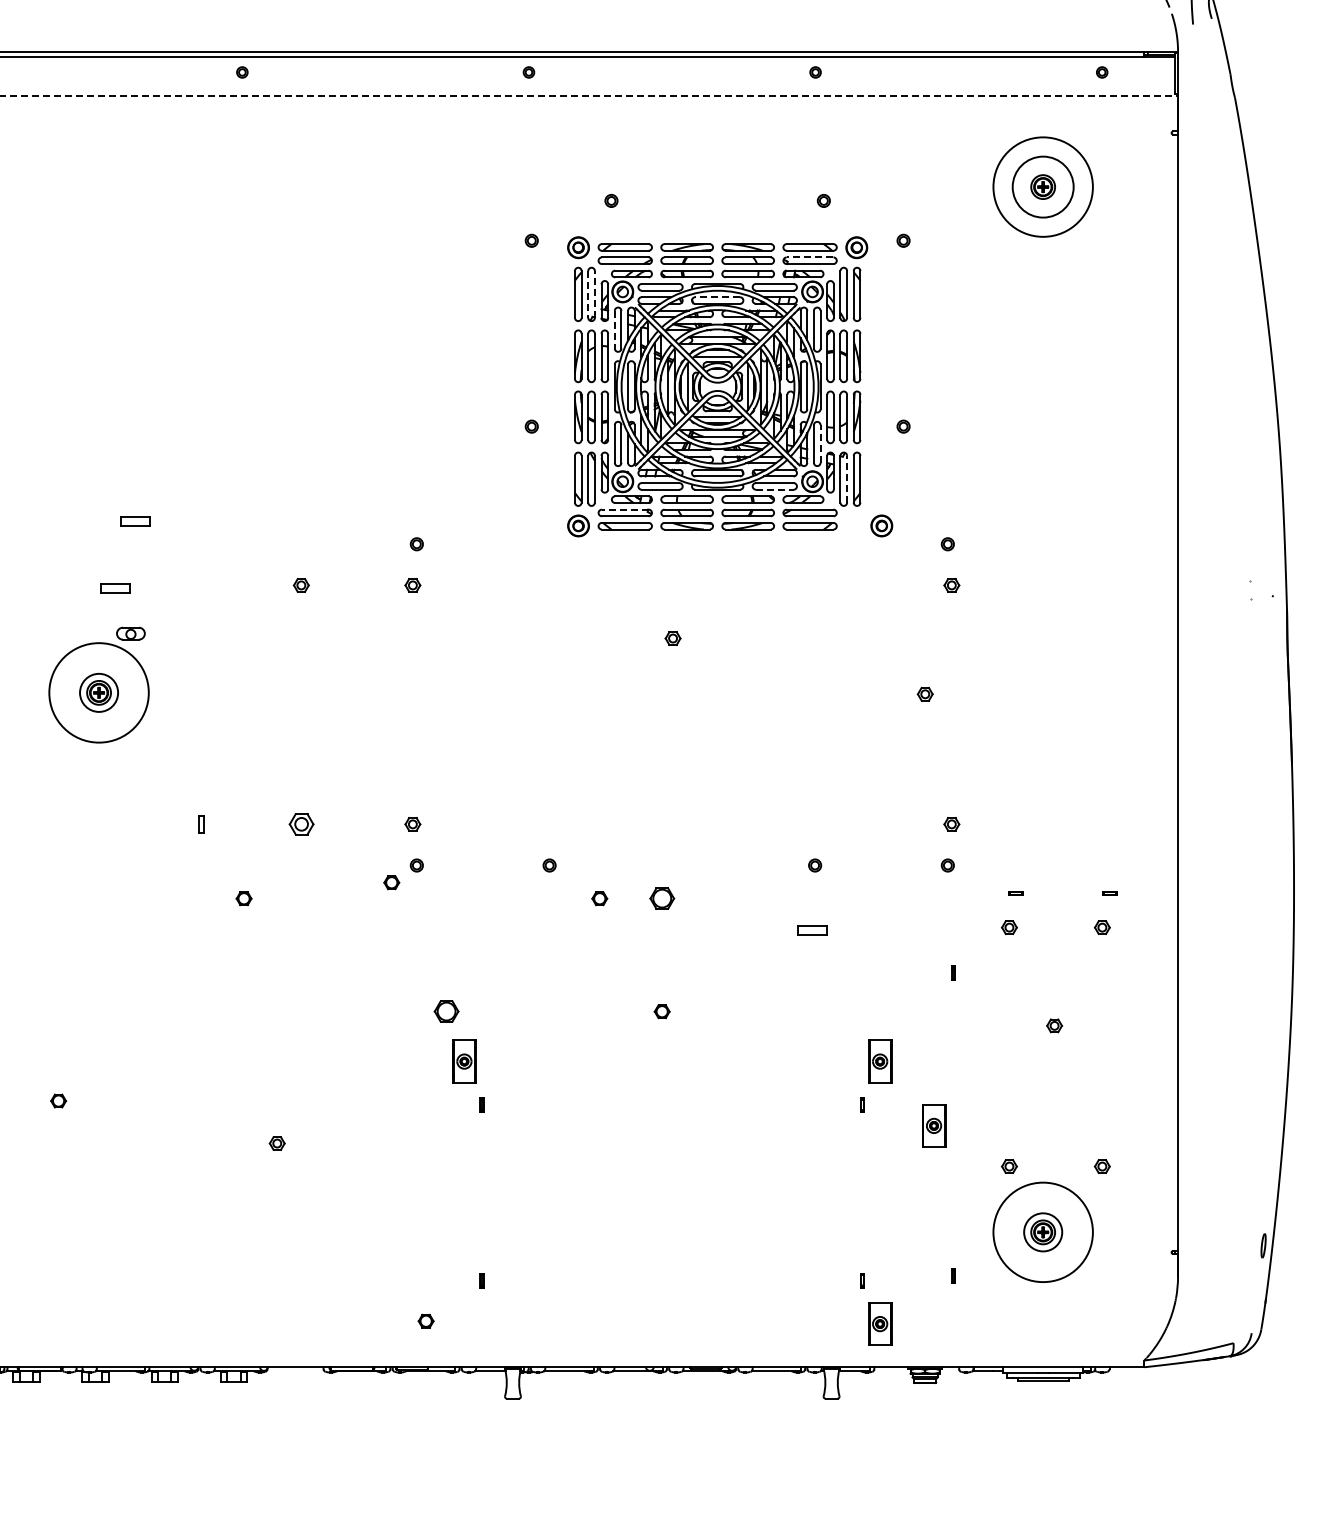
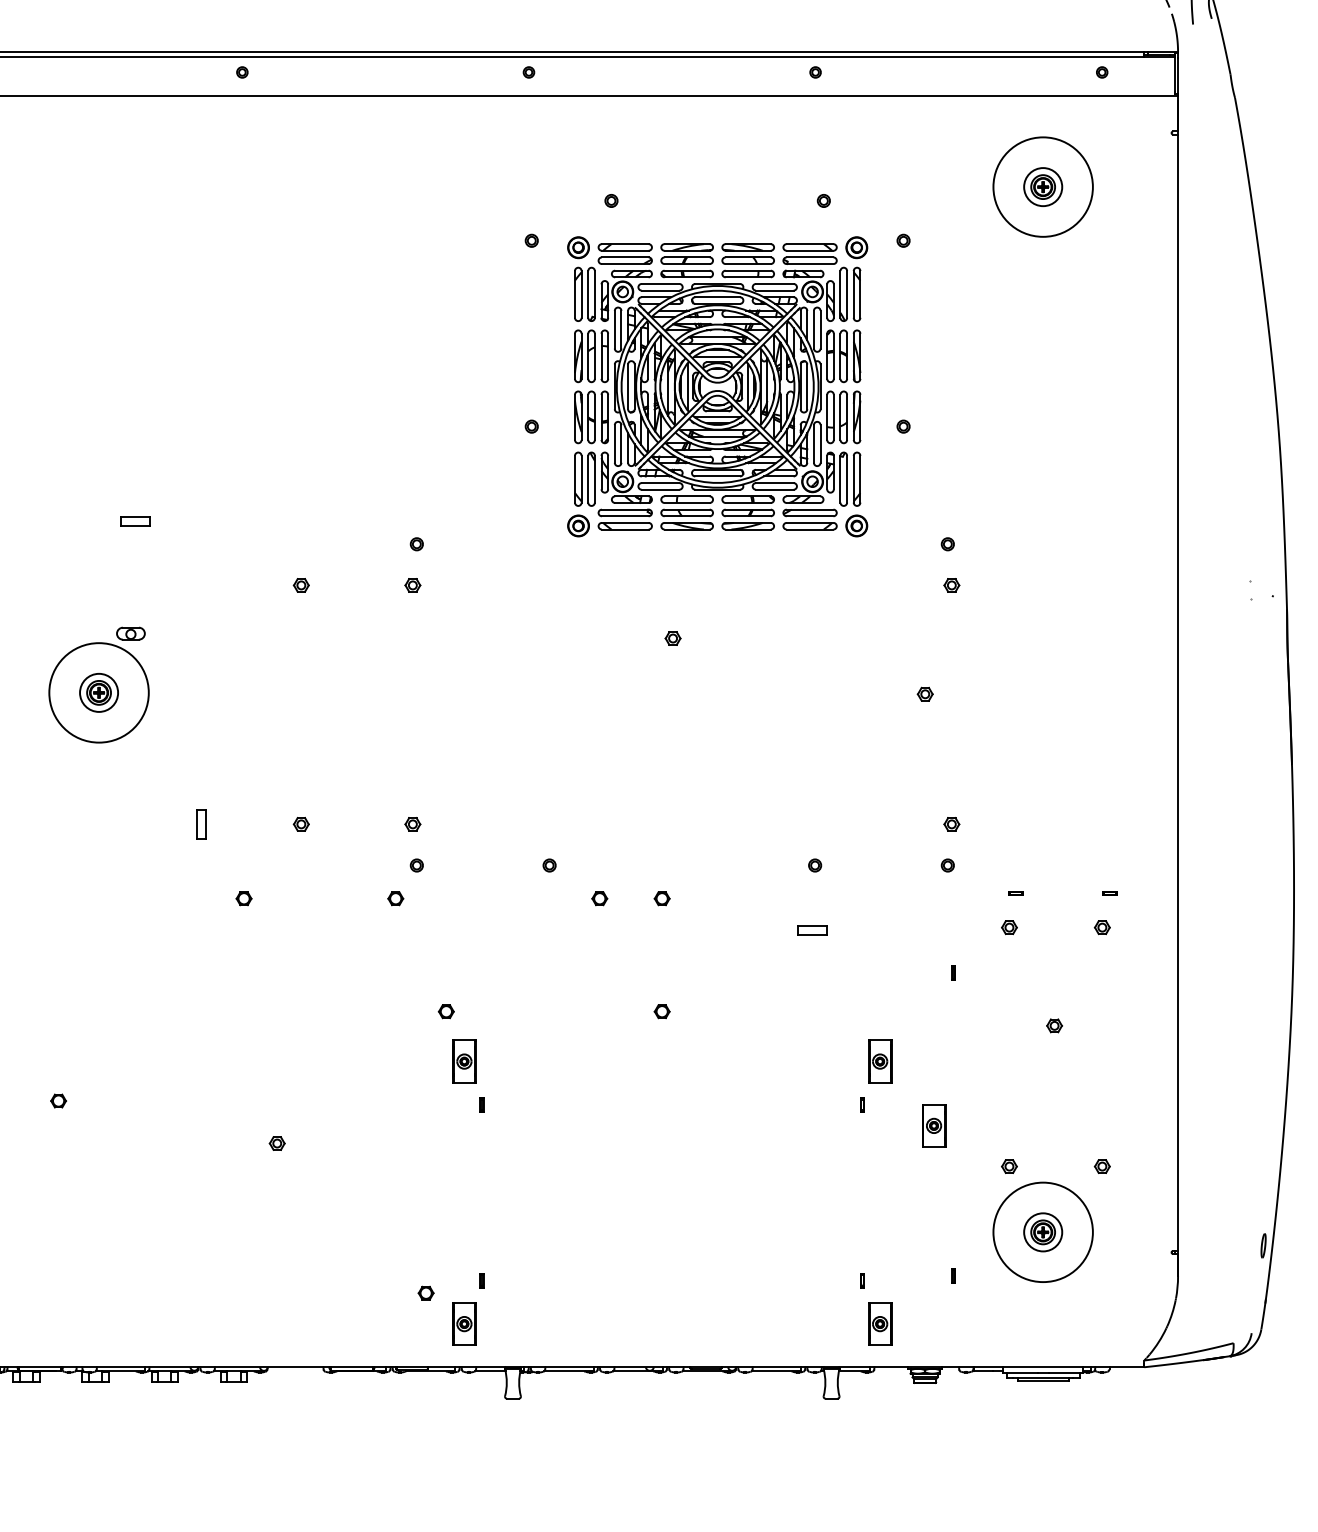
line: dashed -> solid (589, 96)
circle diameter: 61 px -> 38 px (1043, 187)
line: dashed -> solid (809, 257)
line: dashed -> solid (594, 293)
line: dashed -> solid (588, 294)
line: dashed -> solid (717, 297)
line: dashed -> solid (614, 329)
line: dashed -> solid (820, 443)
line: dashed -> solid (847, 478)
line: dashed -> solid (774, 489)
line: dashed -> solid (624, 509)
part position: (881, 525) -> (856, 525) (856, 525)
part: present -> none (115, 588)
part size: 7x19 px -> 11x31 px (201, 824)
part size: 27x23 px -> 18x15 px (300, 824)
part position: (391, 882) -> (395, 898) (395, 898)
part size: 27x23 px -> 18x16 px (661, 898)
part size: 27x23 px -> 18x16 px (445, 1011)
part position: (425, 1320) -> (425, 1292) (425, 1292)
part: none -> present (464, 1323)
